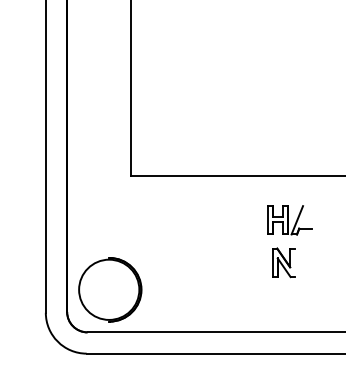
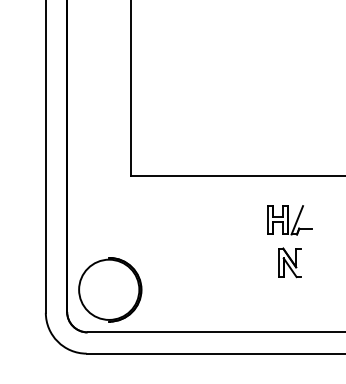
part position: (283, 262) -> (289, 262) (289, 262)
